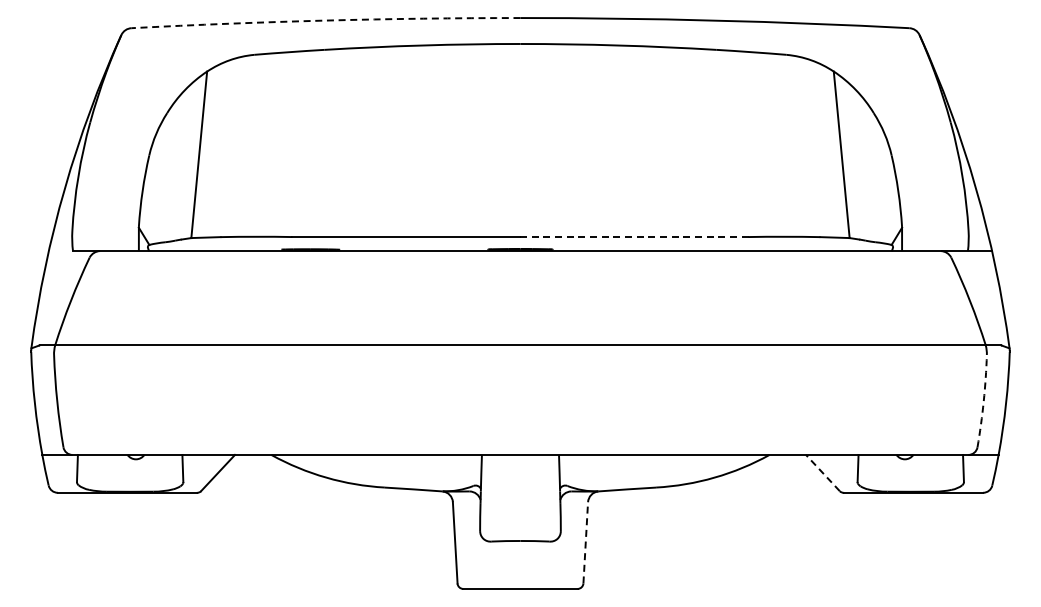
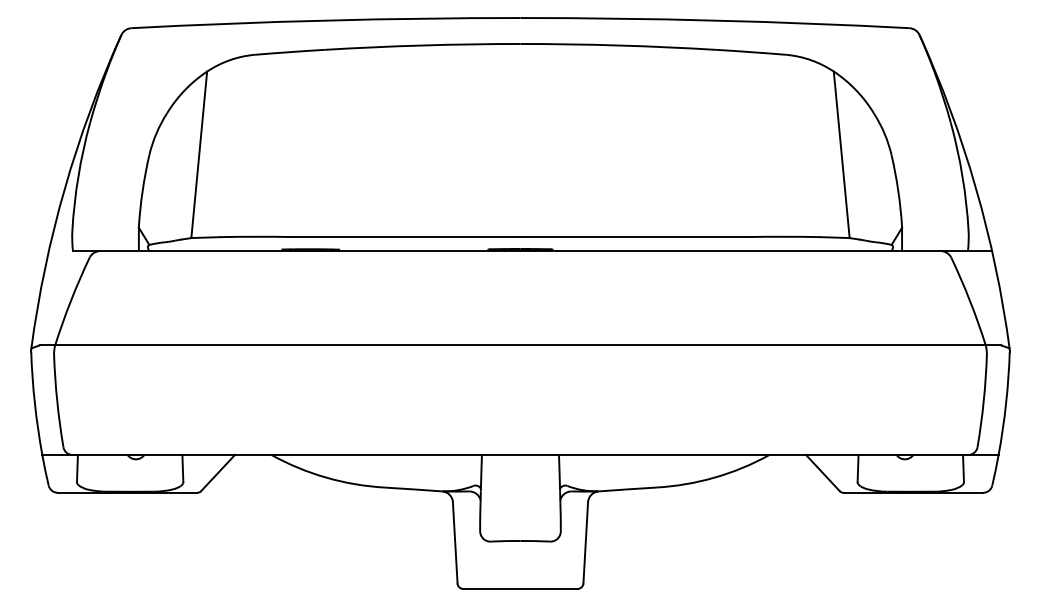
arc: dashed -> solid (326, 20)
line: dashed -> solid (634, 237)
arc: dashed -> solid (983, 401)
line: dashed -> solid (822, 473)
line: dashed -> solid (585, 542)
